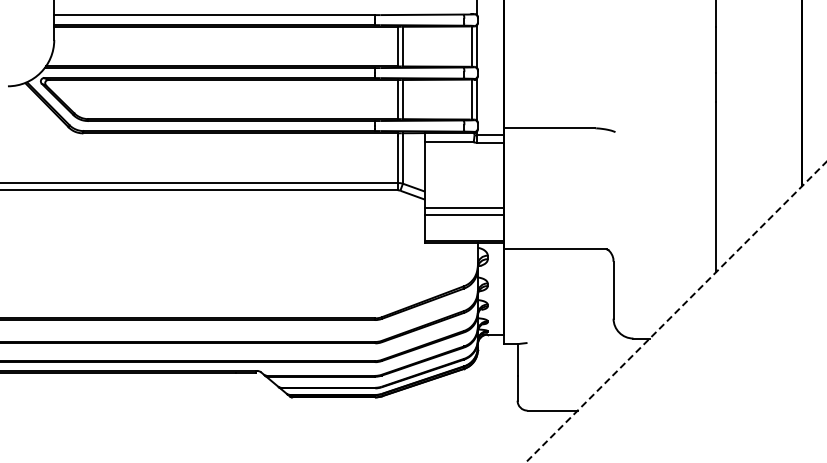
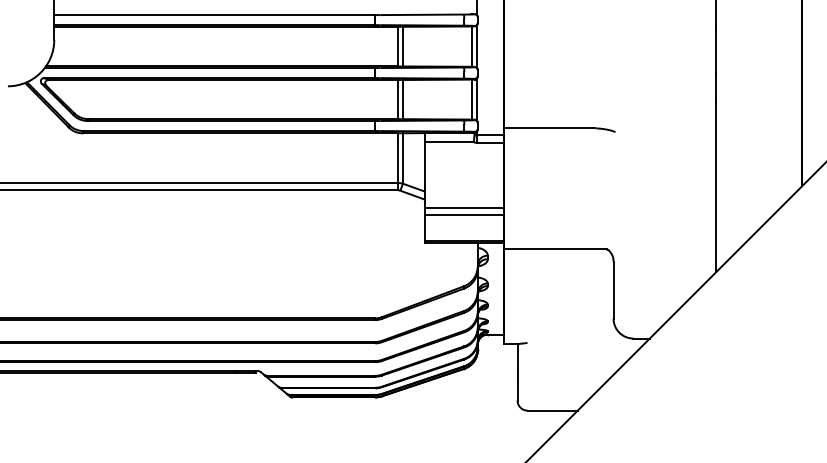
line: dashed -> solid (675, 312)
